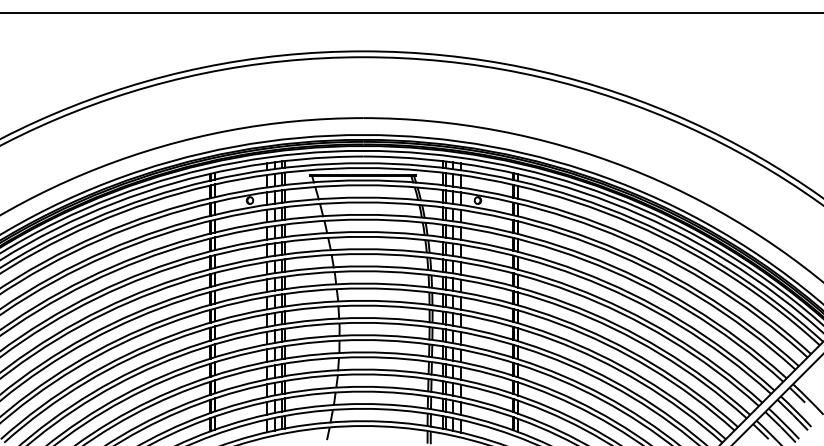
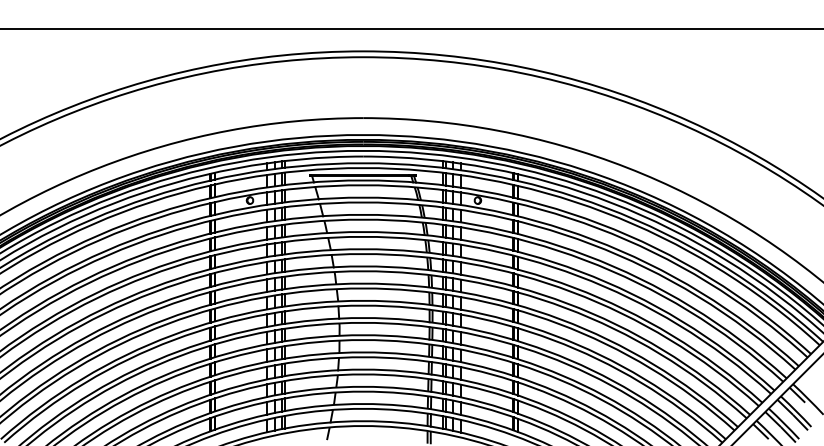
line position: (411, 13) -> (411, 29) (411, 29)
